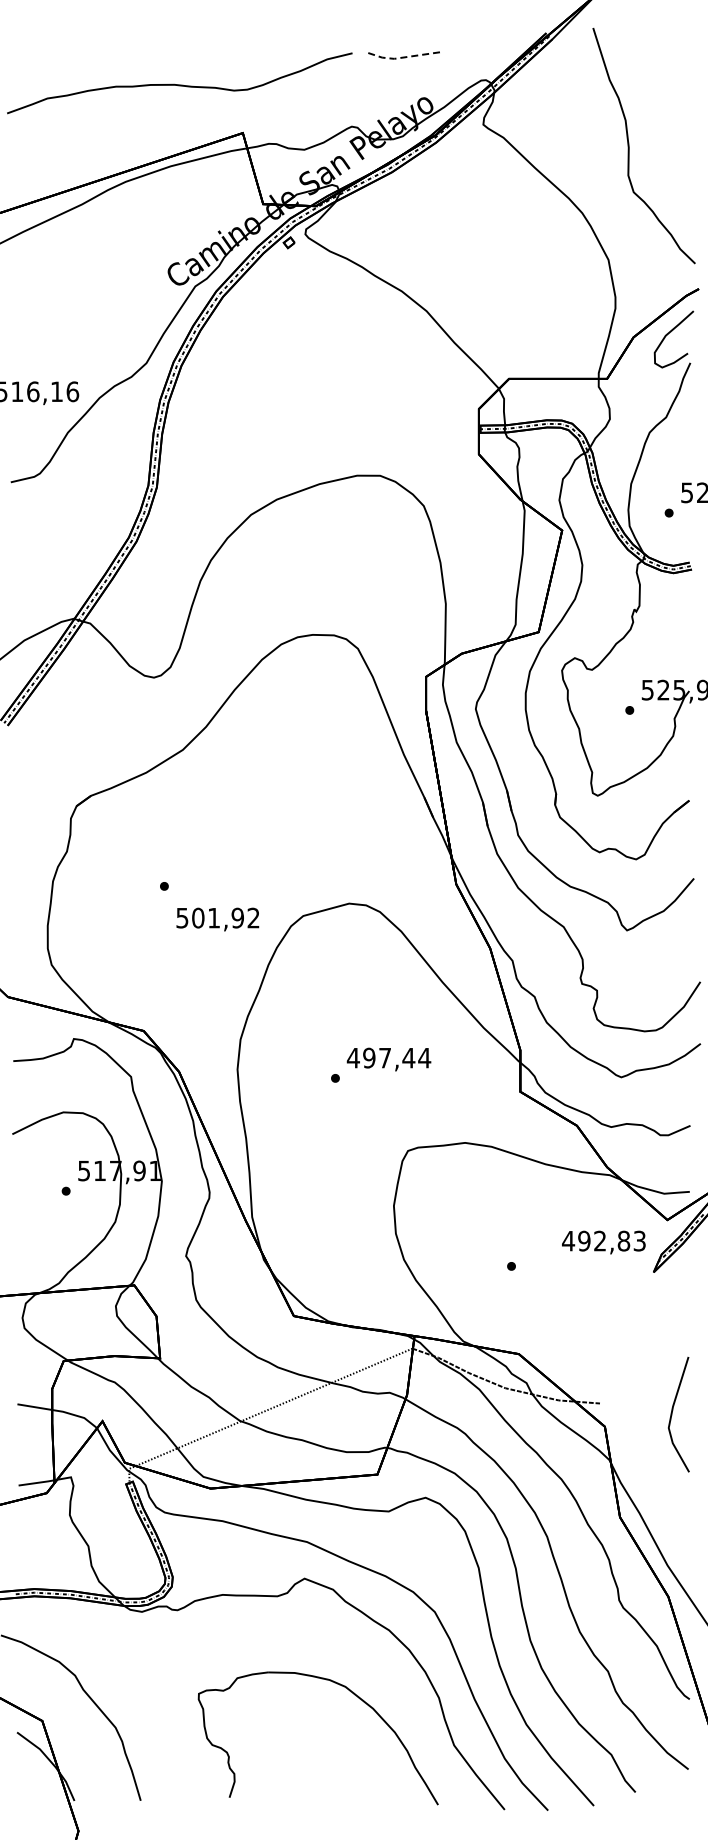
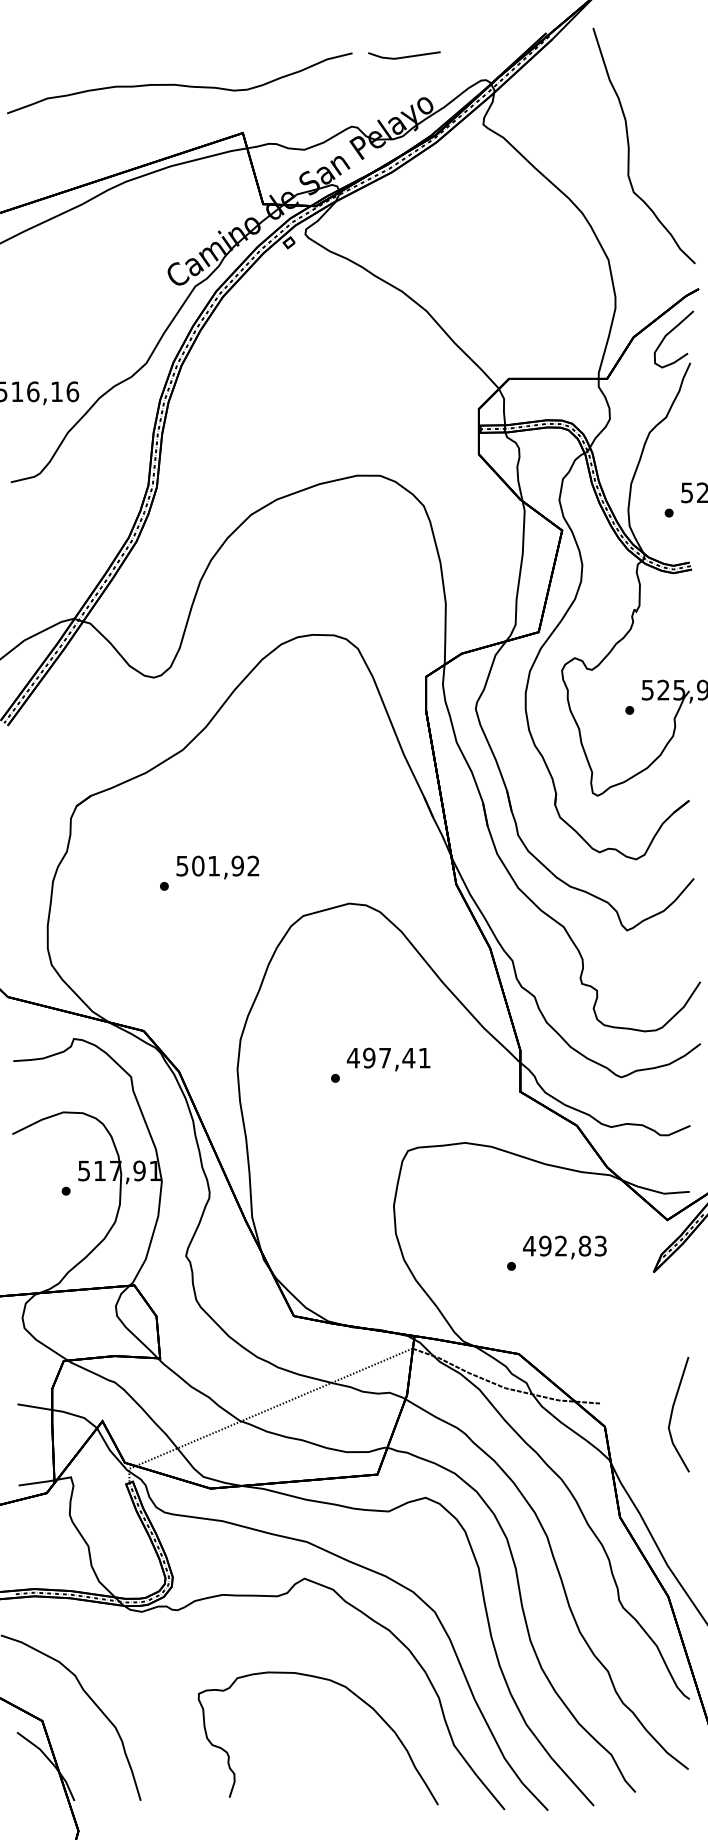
line: dashed -> solid (403, 57)
text position: (217, 919) -> (217, 867) (217, 867)
text: 497,44 -> 497,41 (424, 1058)
text position: (603, 1242) -> (564, 1247) (564, 1247)
